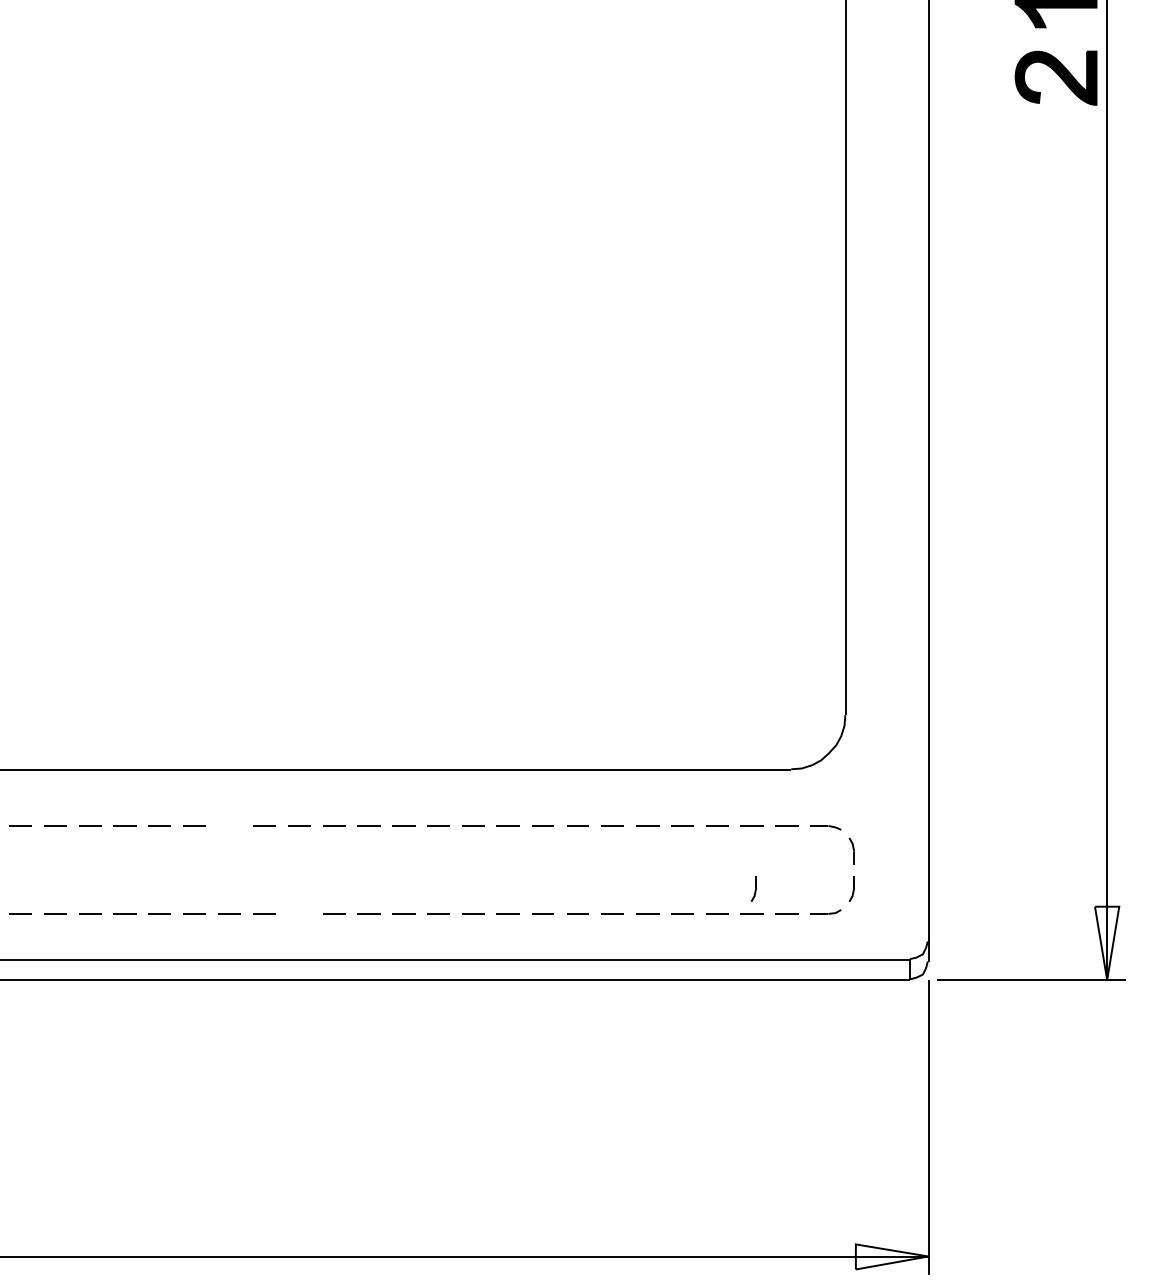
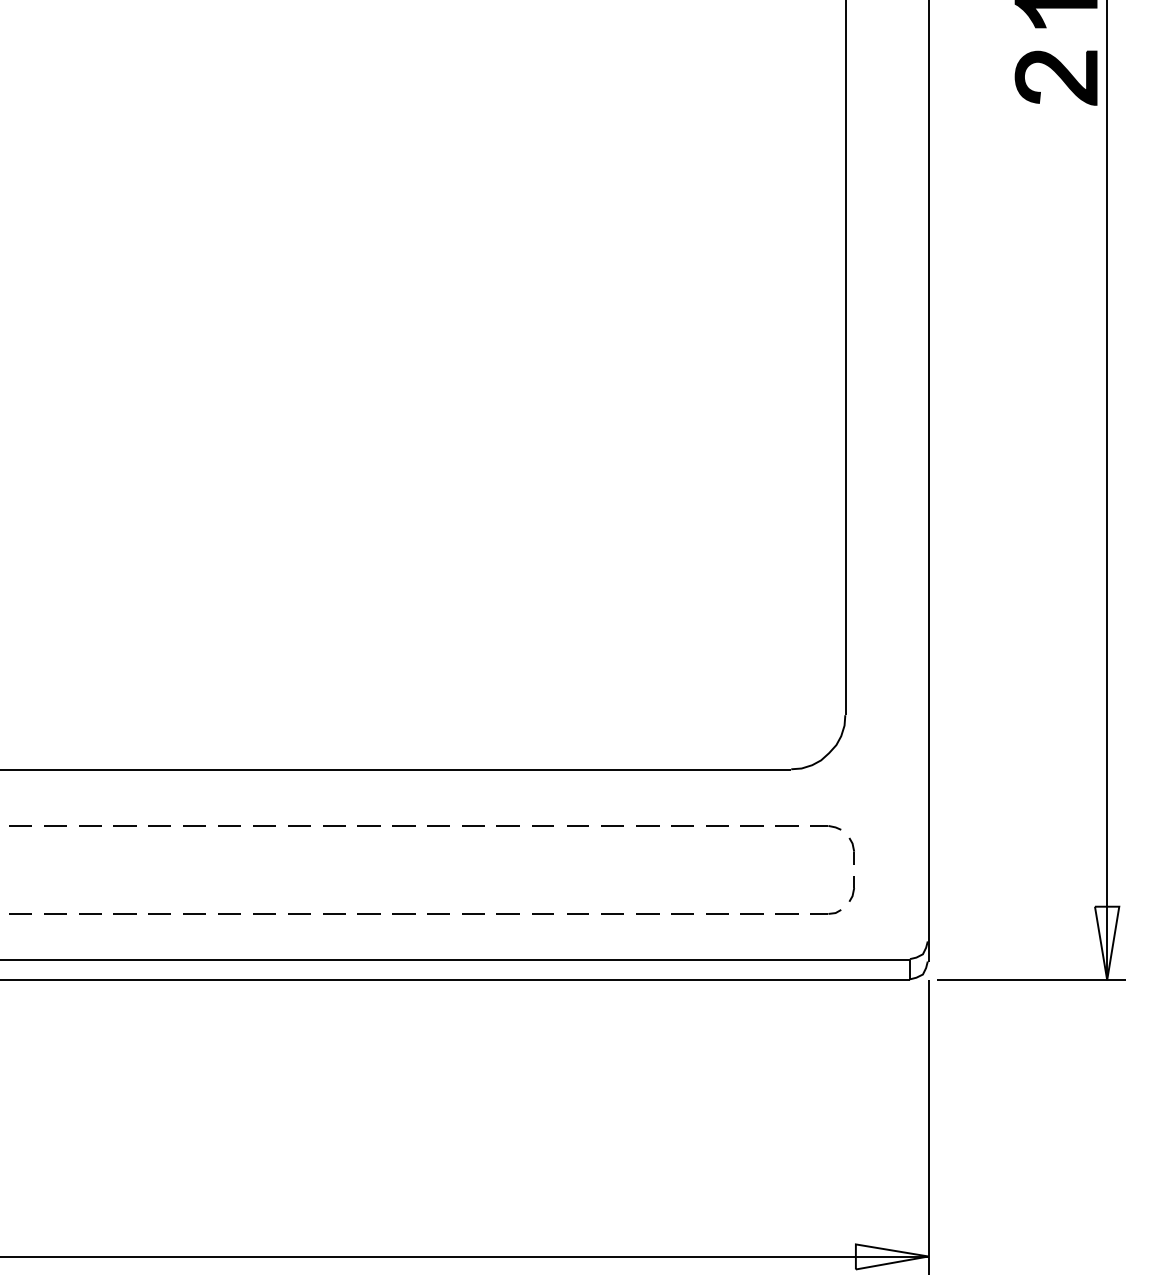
line: none -> present (229, 825)
part: present -> none (753, 888)
line: none -> present (299, 913)
